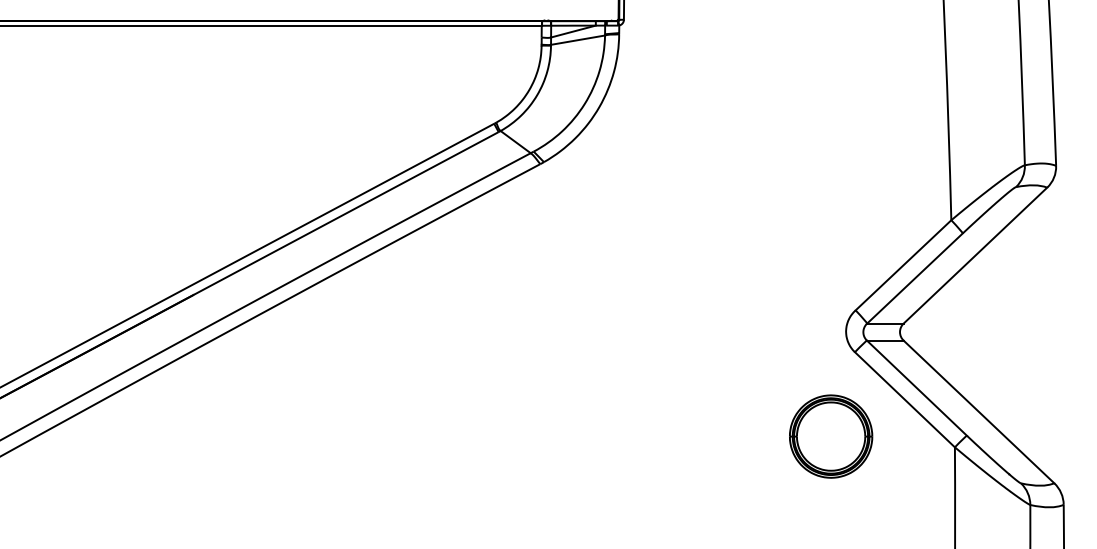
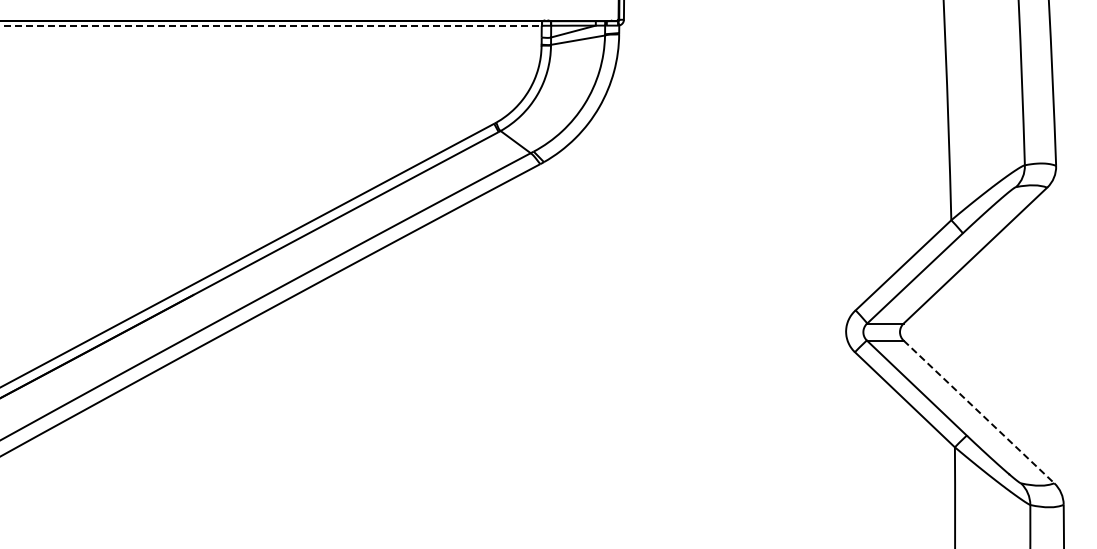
line: solid -> dashed (271, 25)
line: solid -> dashed (979, 411)
part: present -> none (831, 436)
